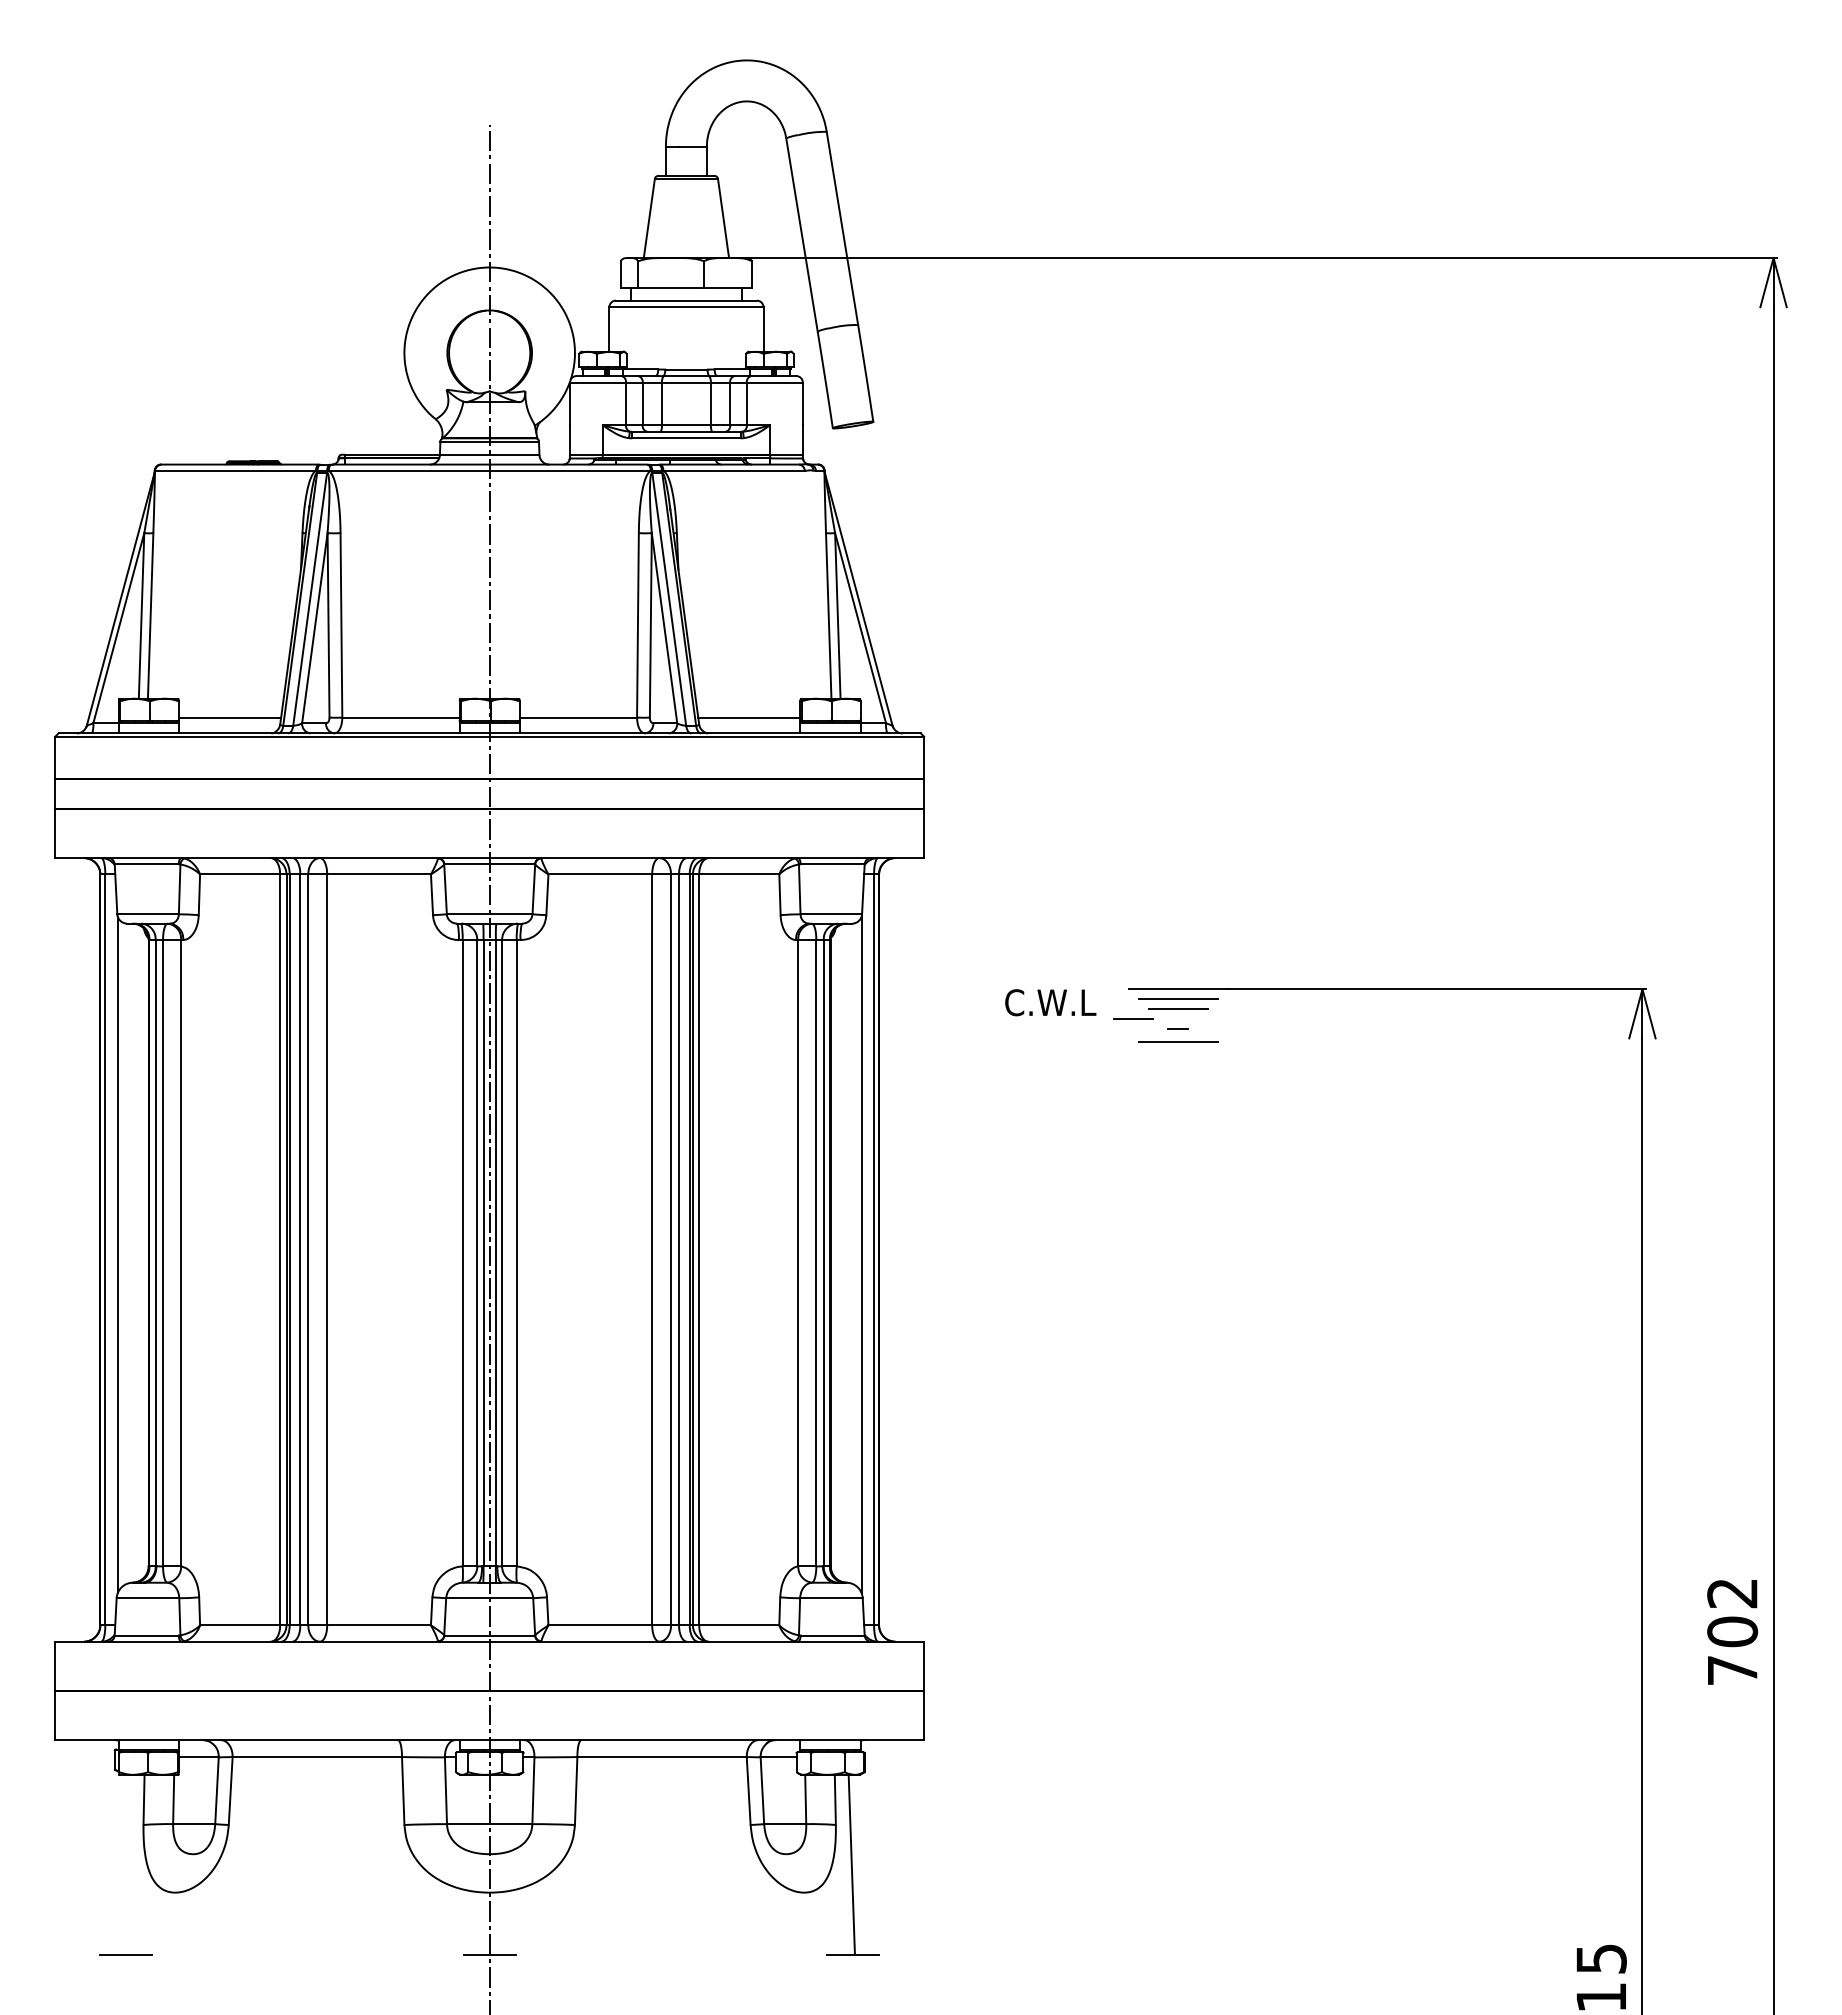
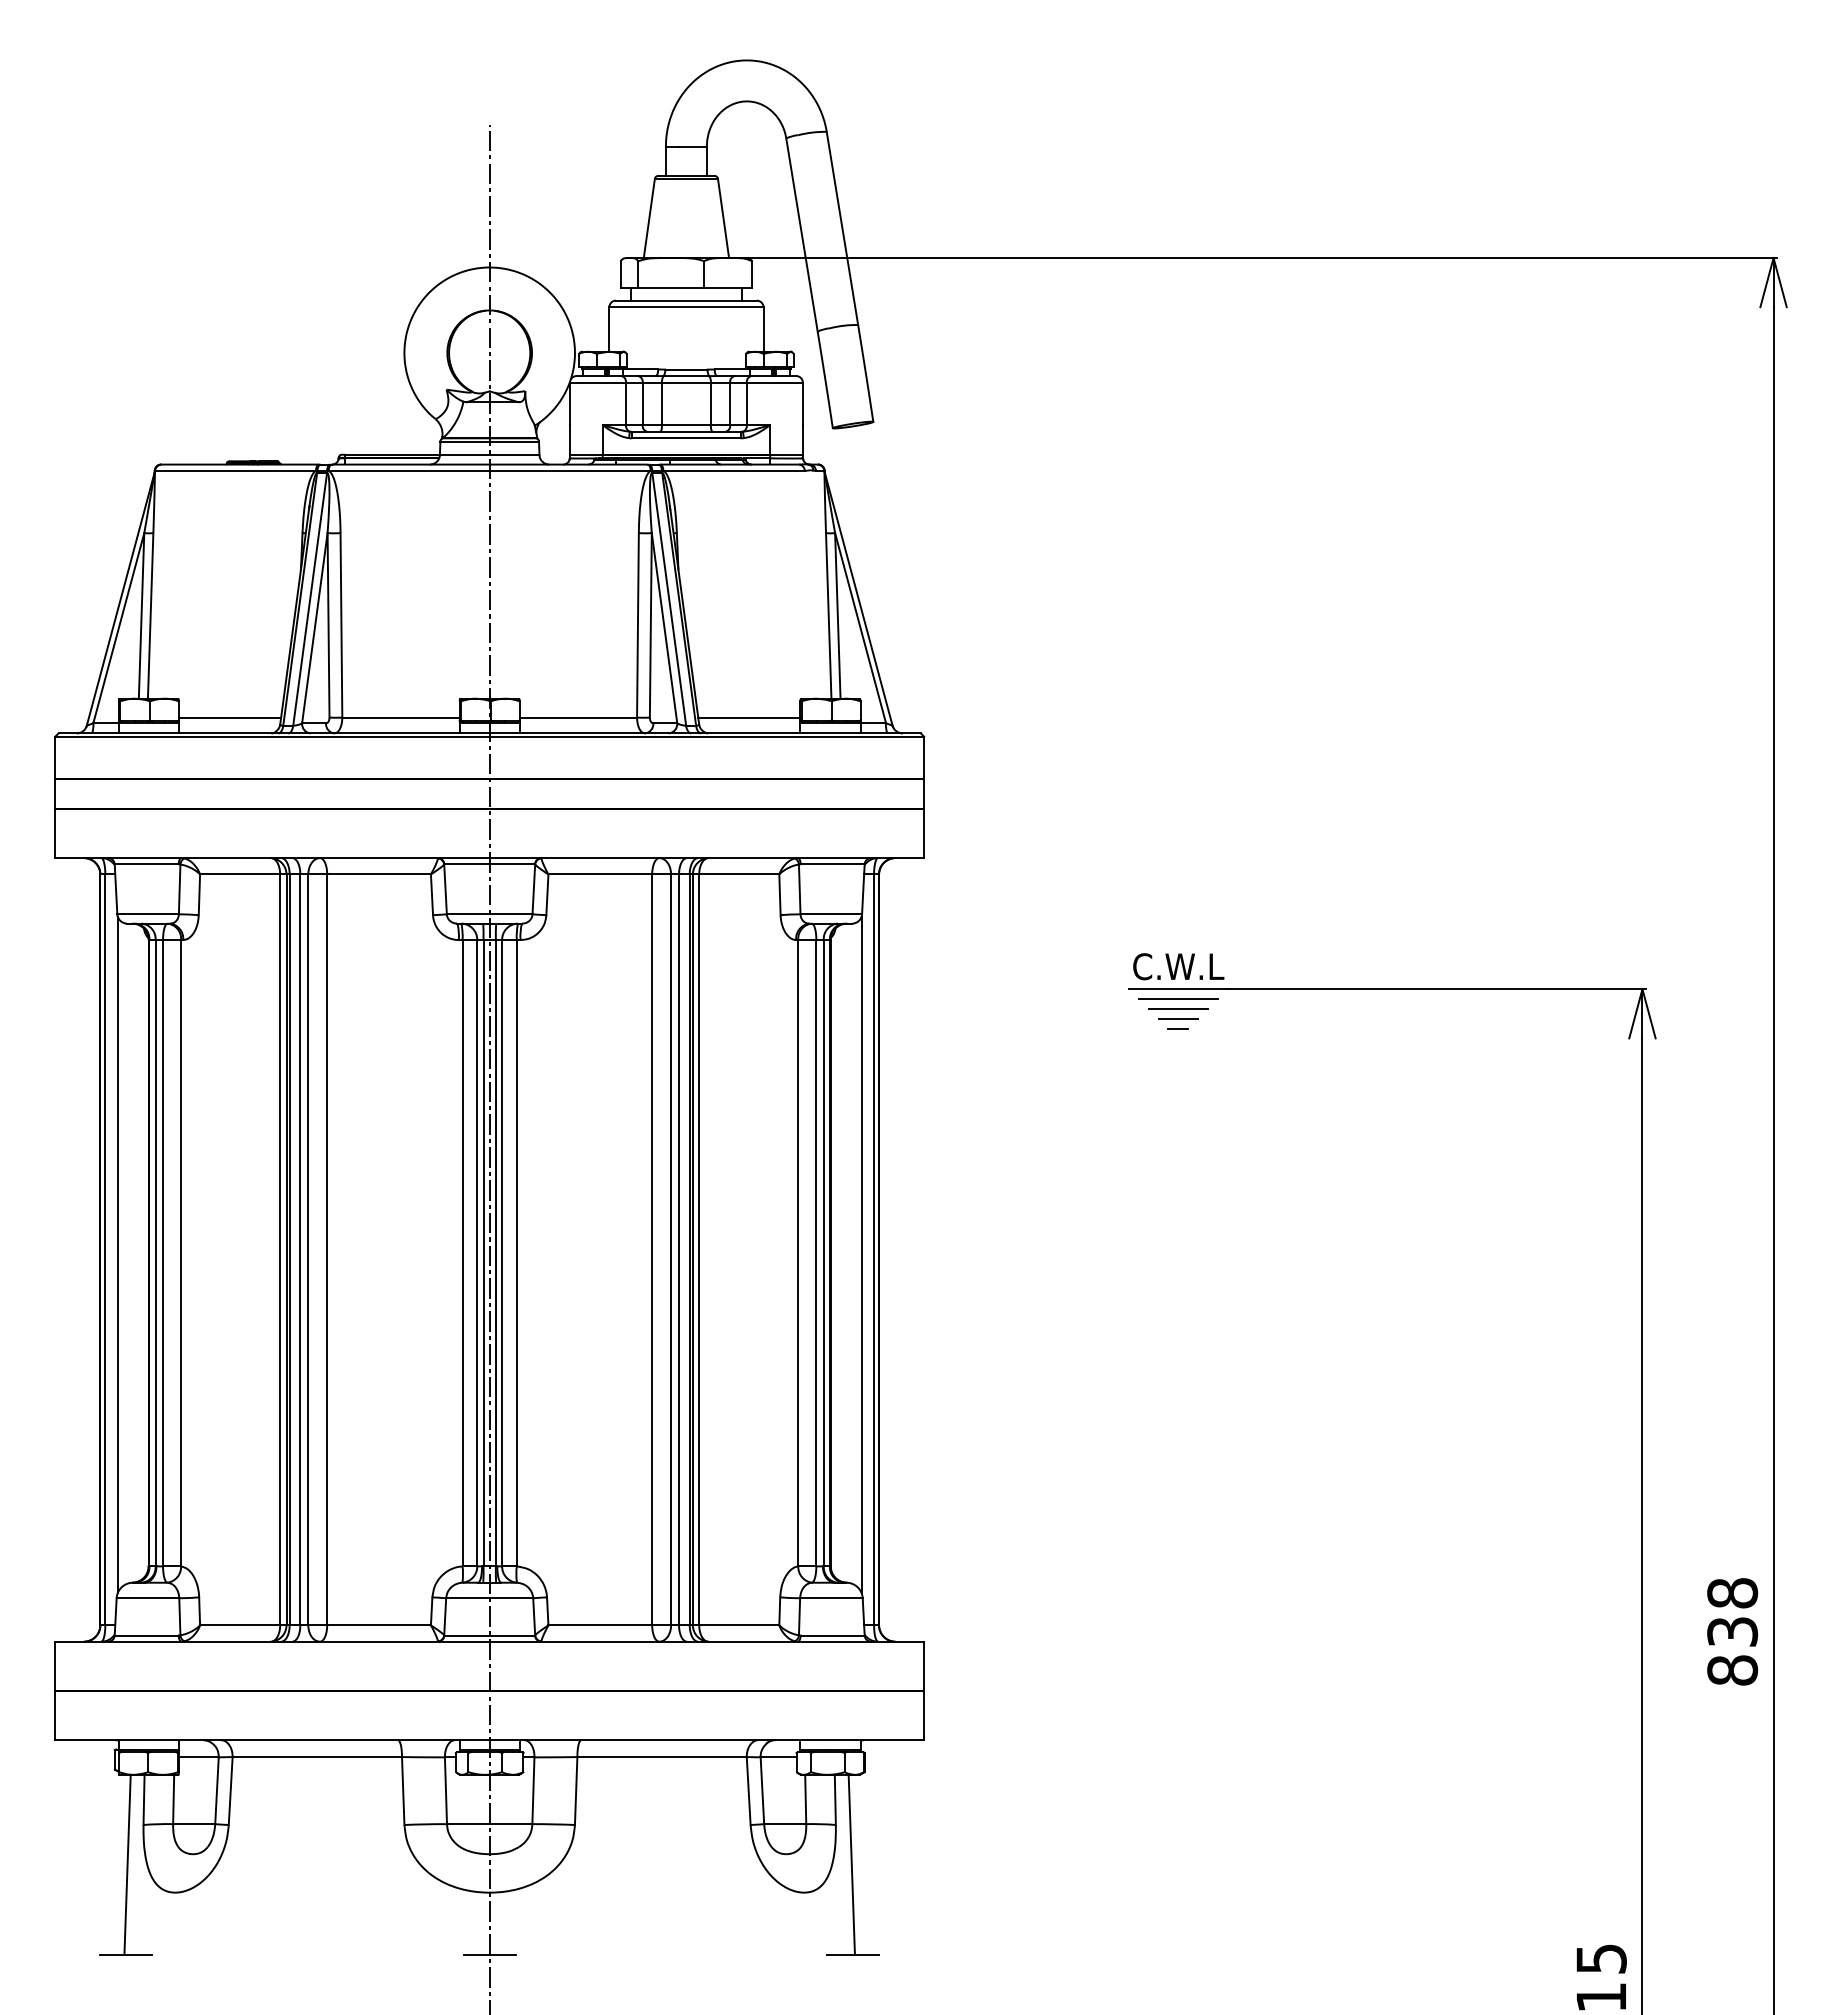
text position: (1050, 1002) -> (1178, 966) (1178, 966)
line position: (1133, 1018) -> (1178, 1018) (1178, 1018)
line: present -> none (1178, 1041)
text: 702 -> 838 (1732, 1631)
line: none -> present (127, 1864)
